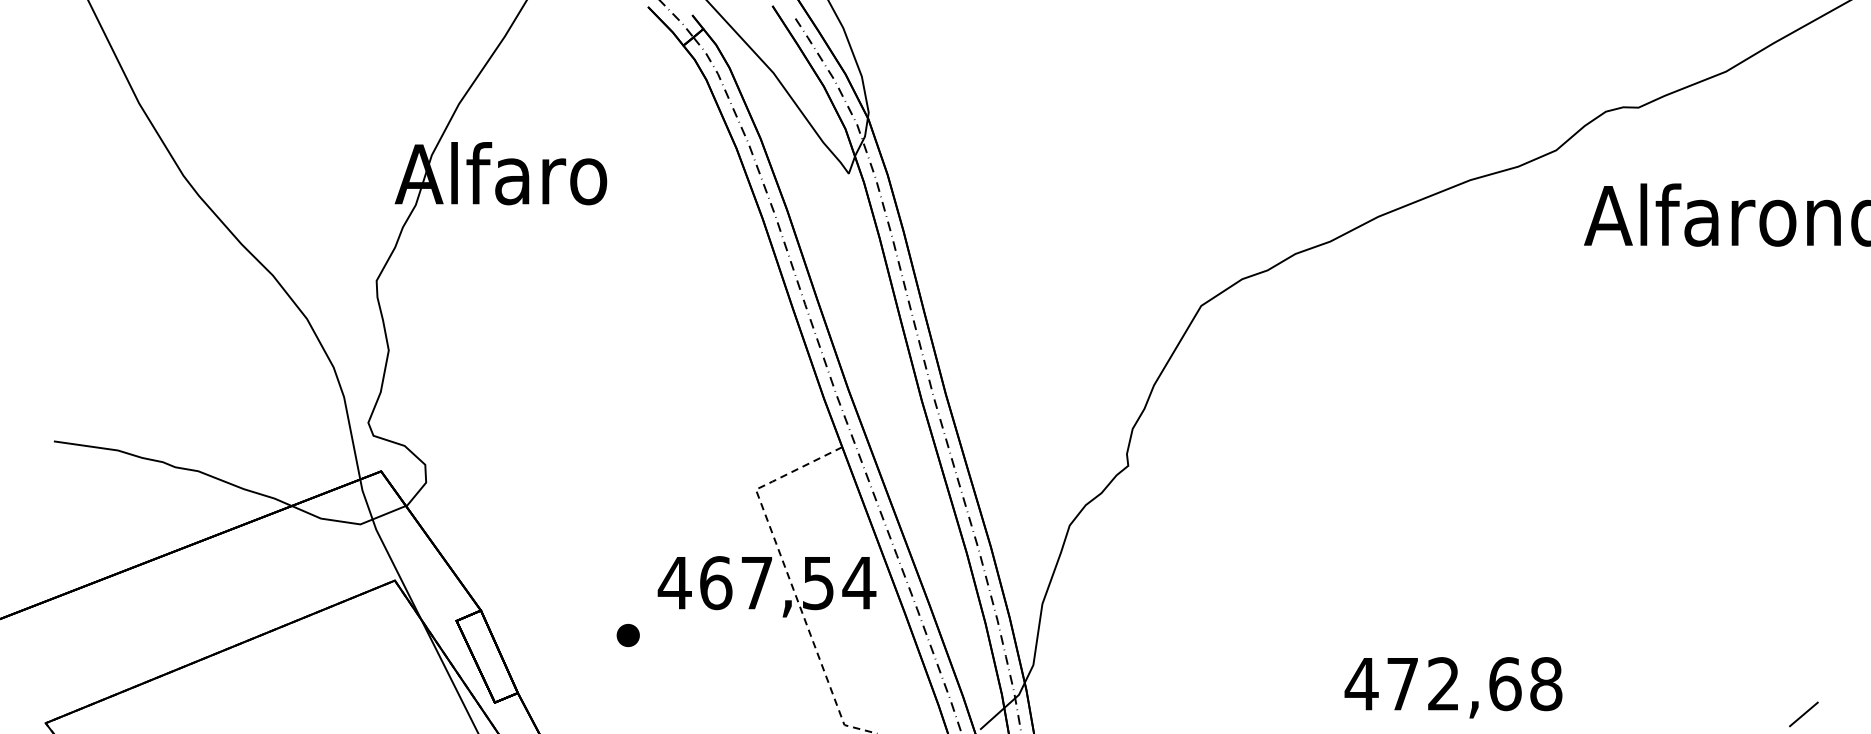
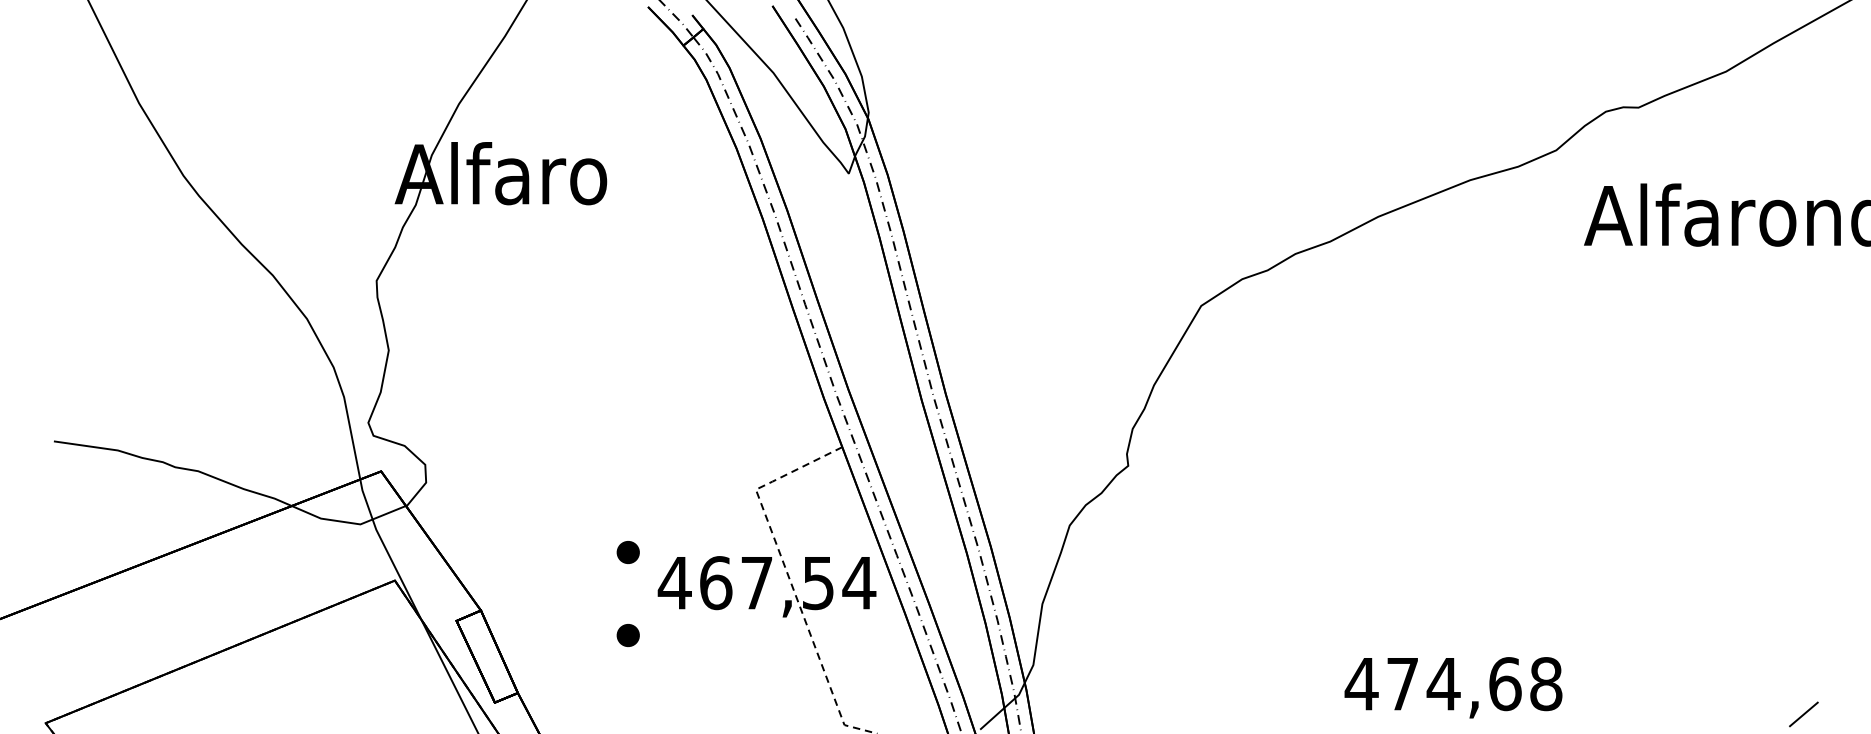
part: none -> present (627, 552)
text: 472,68 -> 474,68 (1443, 683)
